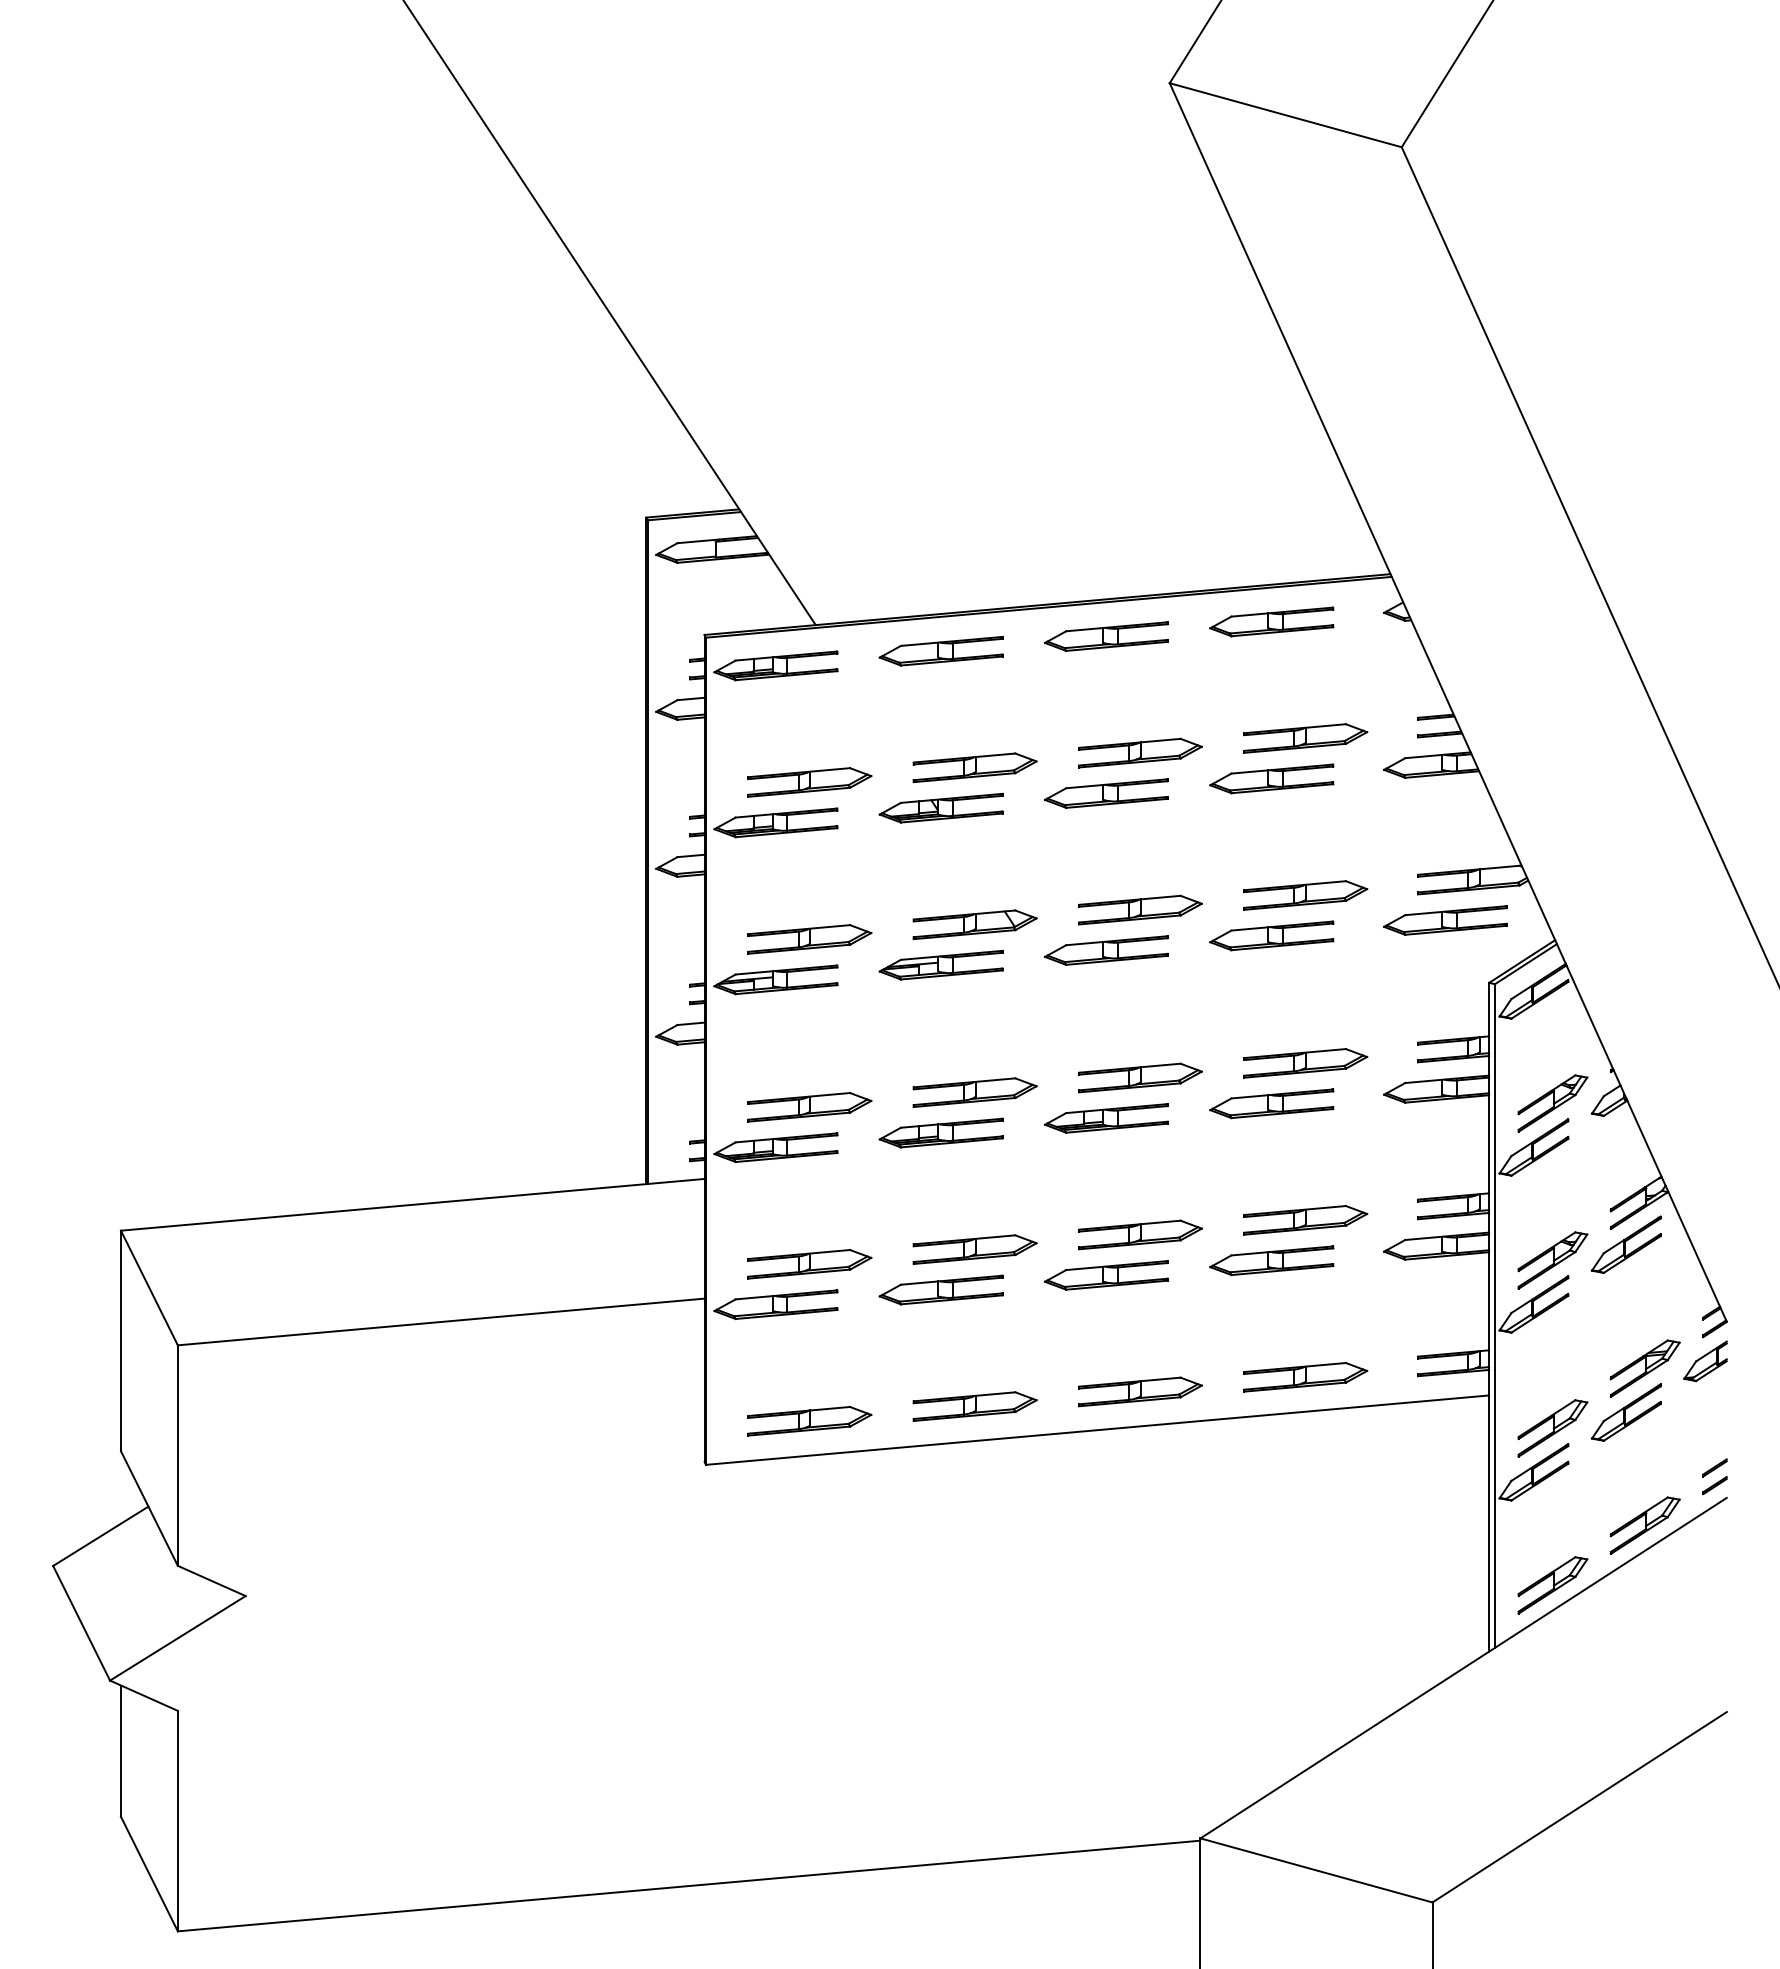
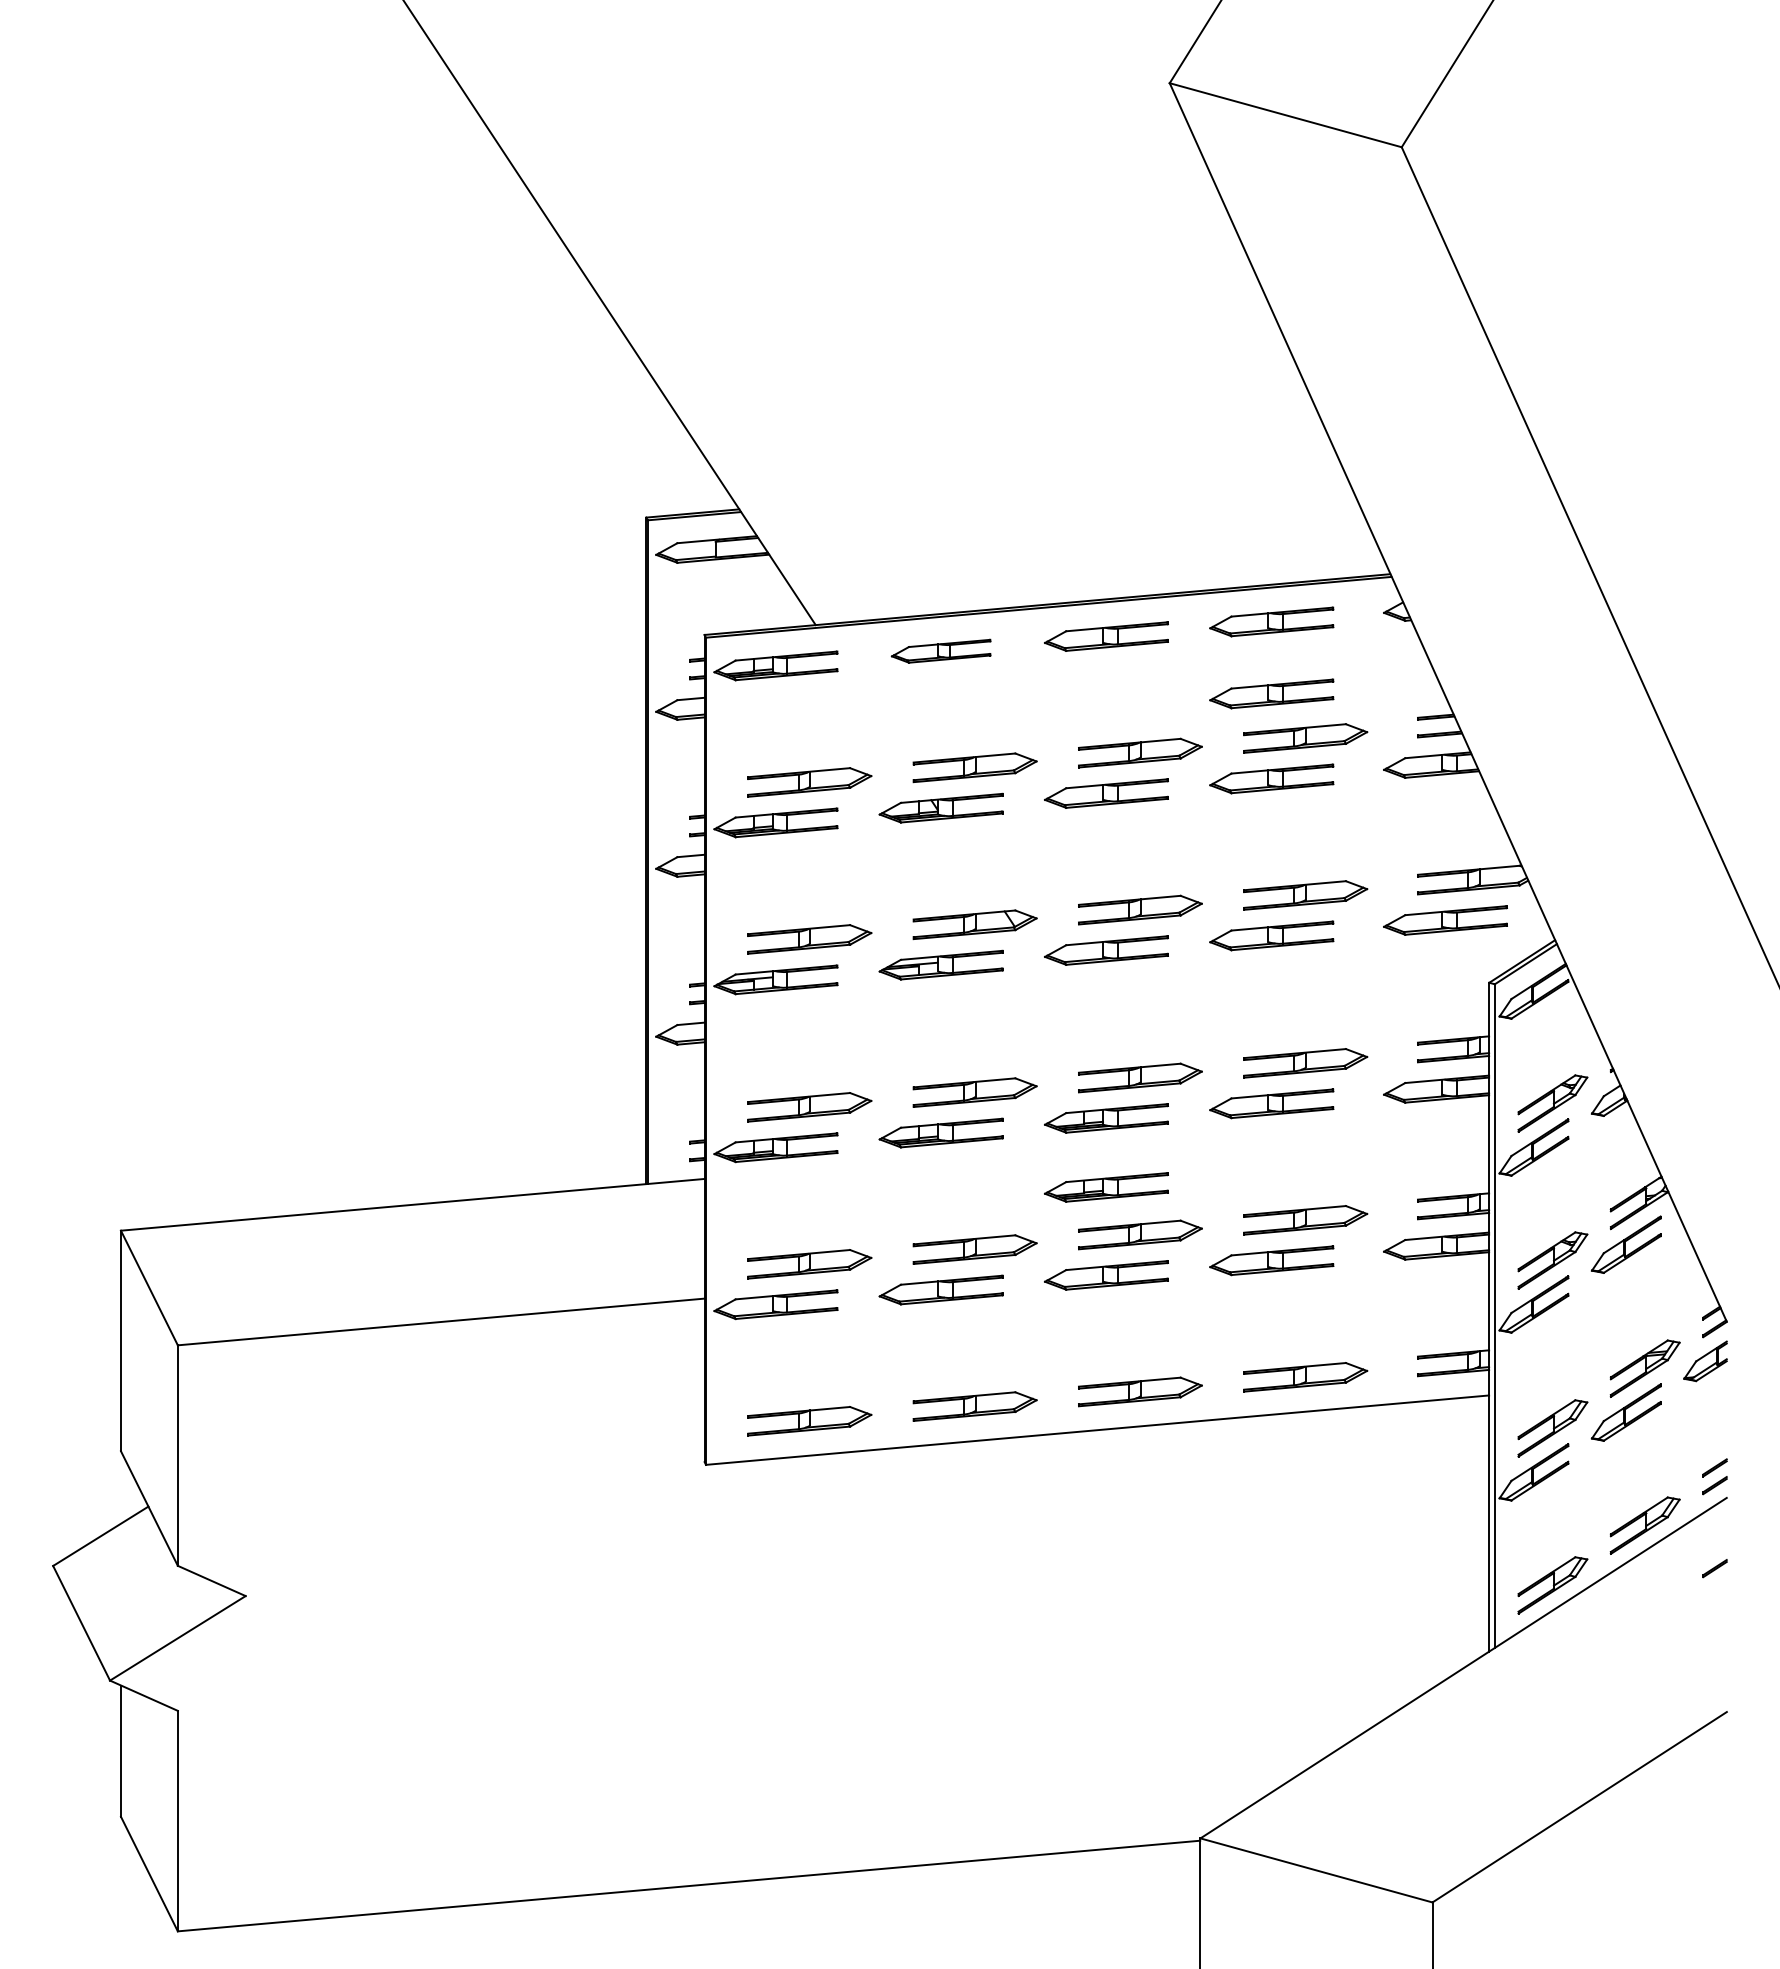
part size: 126x31 px -> 102x26 px (940, 650)
part: none -> present (1271, 693)
part: none -> present (1106, 1187)
line: none -> present (1714, 1568)
